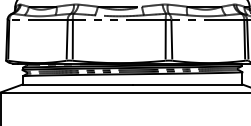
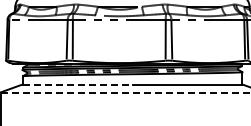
line: solid -> dashed (77, 84)
line: solid -> dashed (125, 92)
